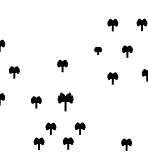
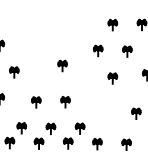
part size: 8x9 px -> 12x14 px (97, 50)
part size: 17x20 px -> 11x13 px (65, 102)
part: none -> present (136, 113)
part: none -> present (15, 135)
part: none -> present (97, 144)
